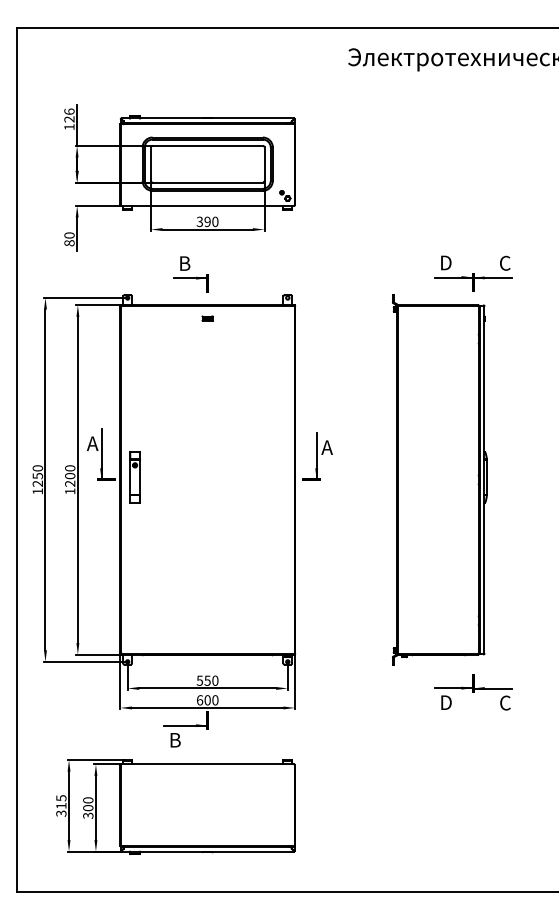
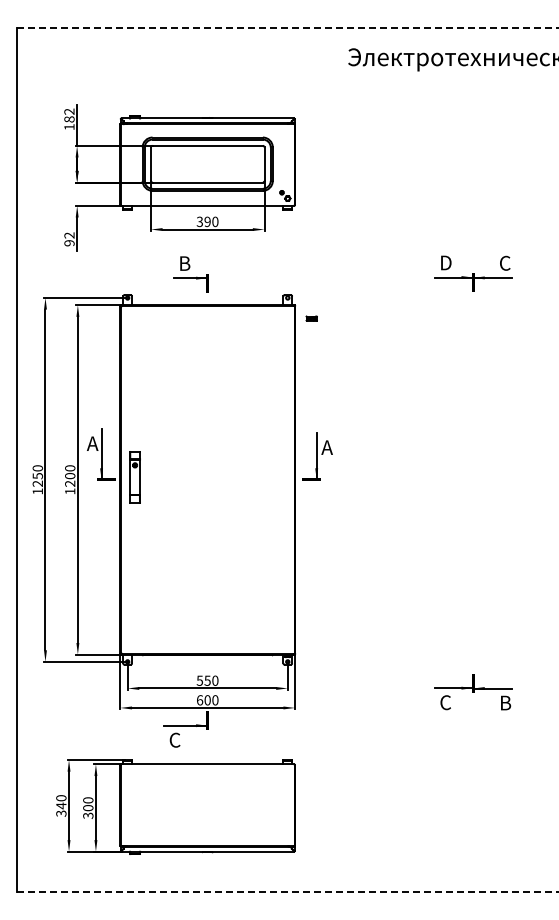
line: solid -> dashed (287, 27)
text: 126 -> 182 (69, 115)
text: 80 -> 92 (69, 239)
part position: (207, 318) -> (311, 318) (311, 318)
part: present -> none (439, 479)
text: D -> С (445, 702)
text: С -> B (505, 702)
text: B -> С (174, 739)
text: 315 -> 340 (61, 802)
line: solid -> dashed (287, 892)
